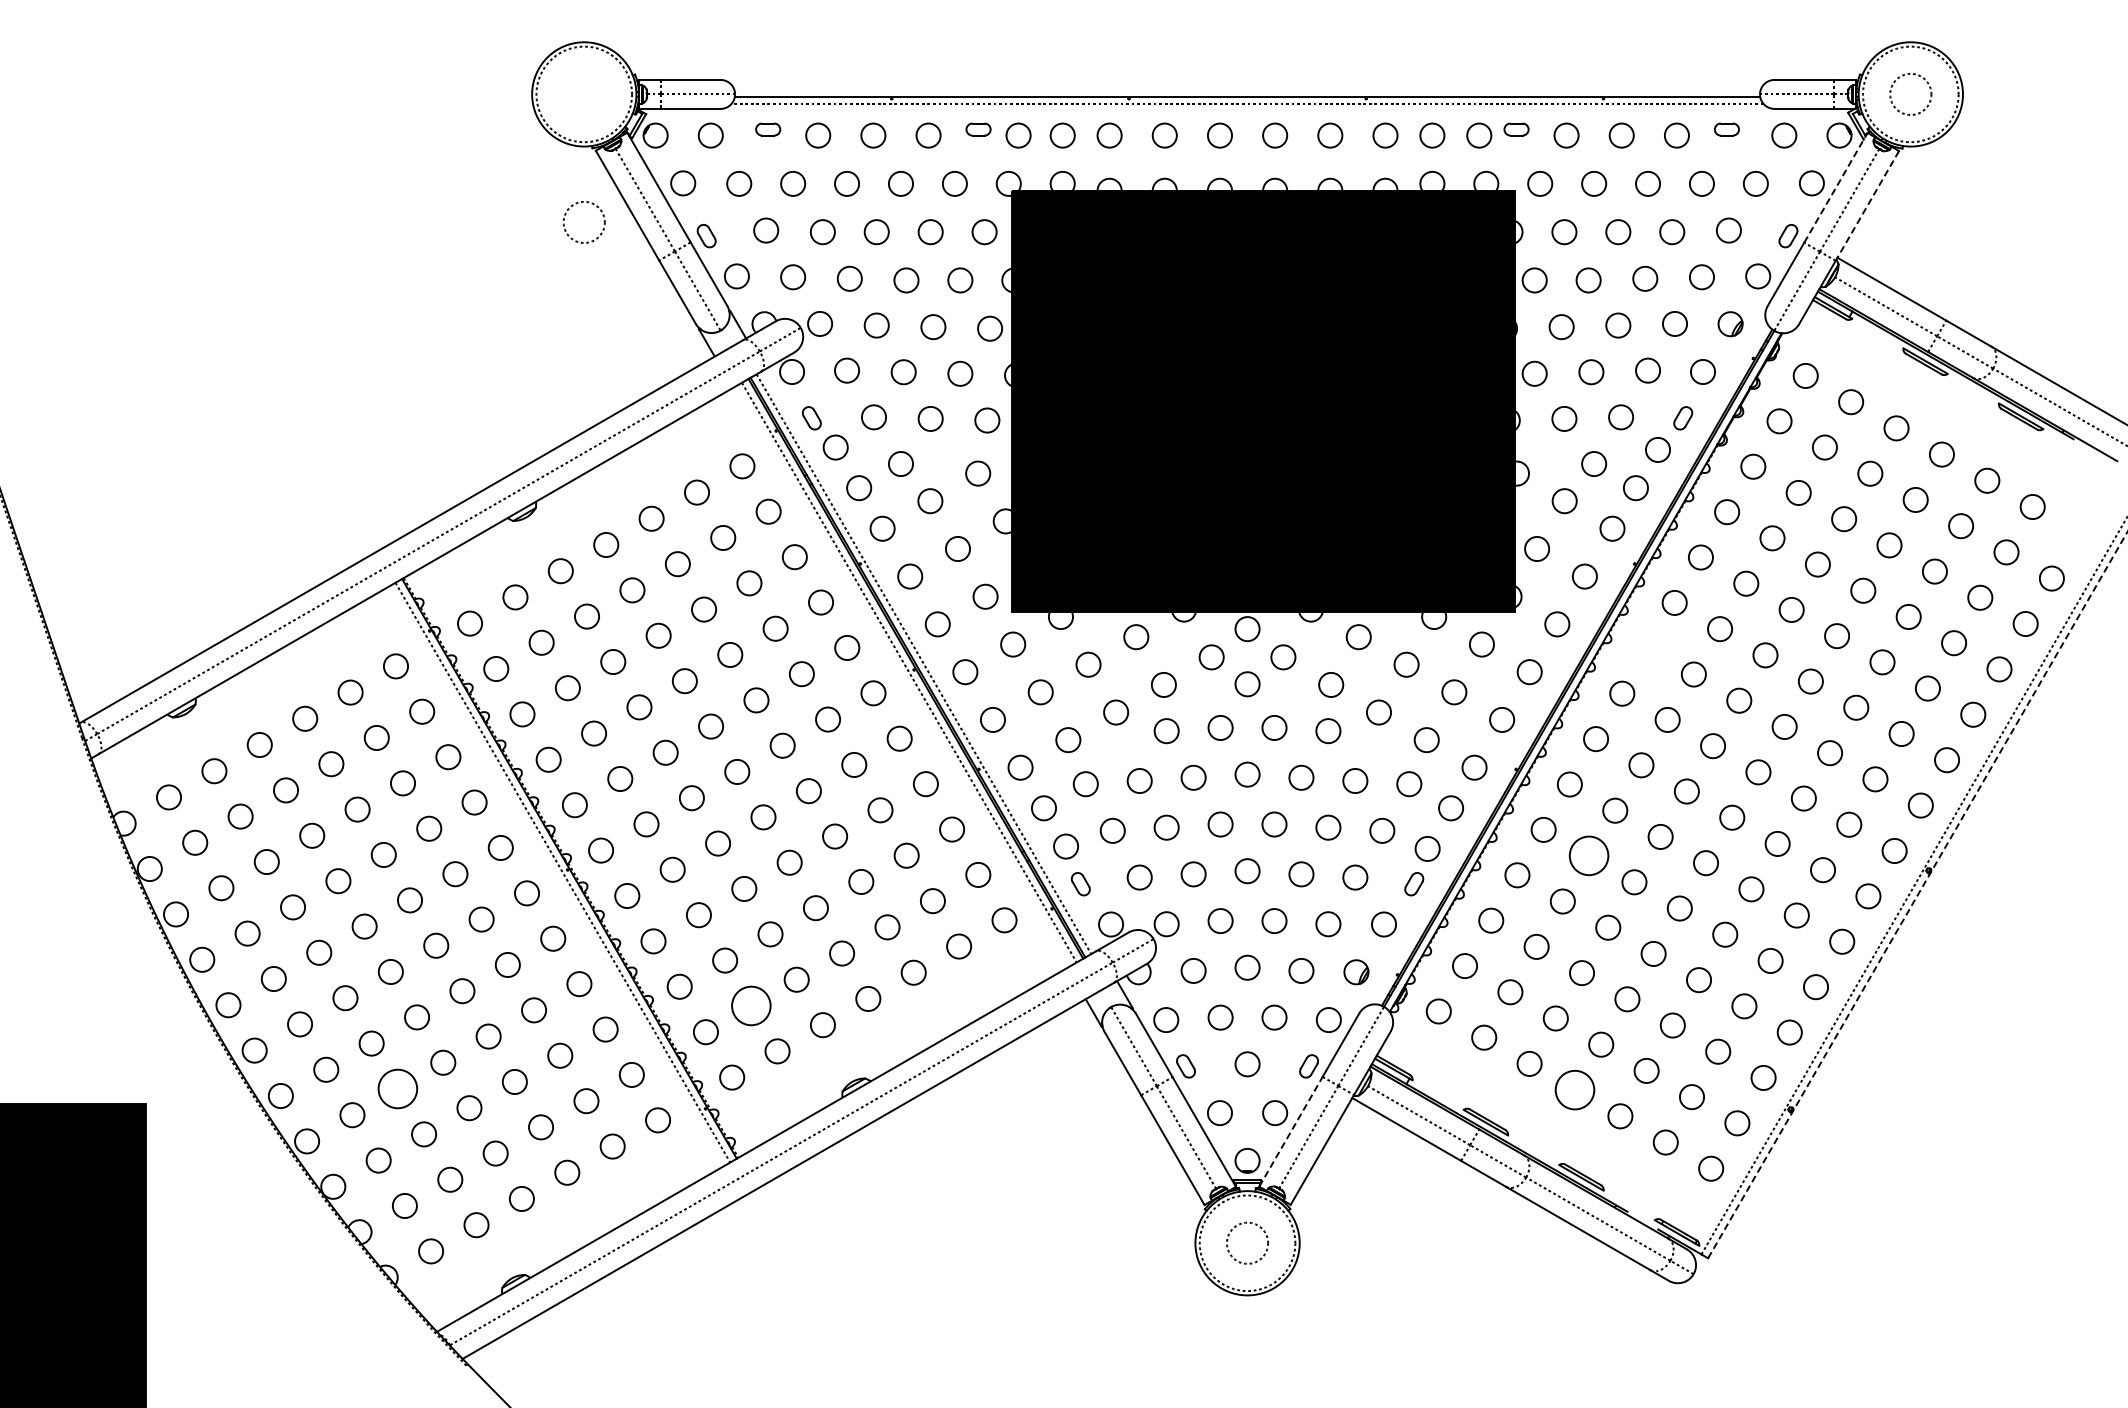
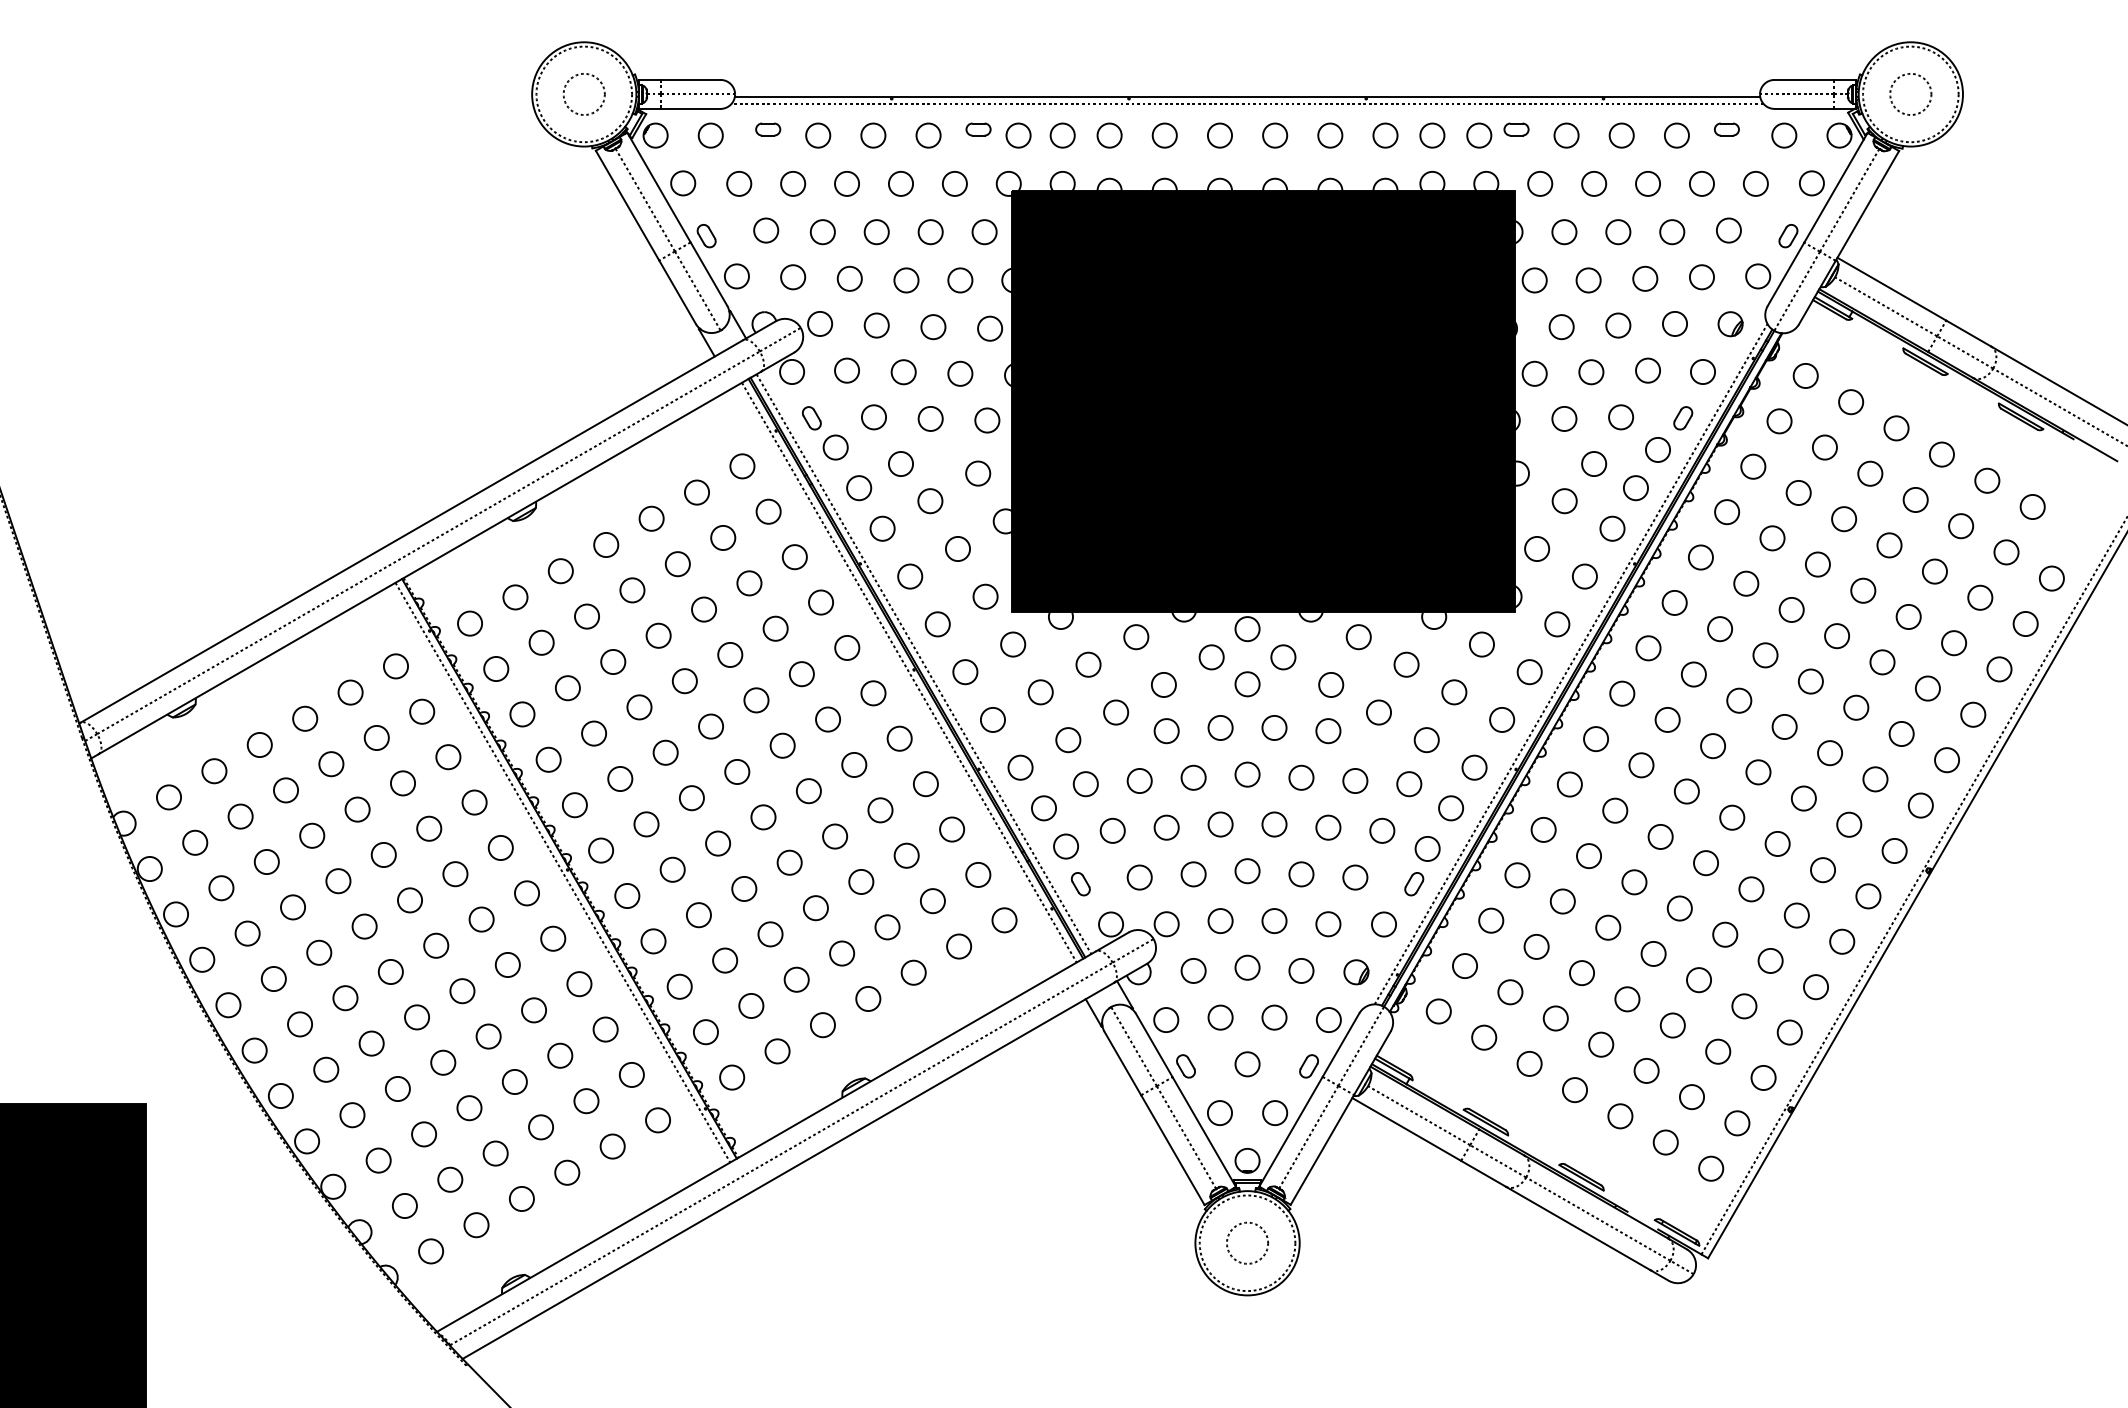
line: dashed -> solid (1836, 187)
line: dashed -> solid (1867, 206)
circle position: (583, 222) -> (583, 94) (583, 94)
circle: none -> present (1648, 648)
line: none -> present (1570, 664)
circle size: 42x42 px -> 26x27 px (1588, 856)
line: dashed -> solid (1917, 894)
circle diameter: 39 px -> 24 px (751, 1005)
circle diameter: 39 px -> 24 px (397, 1088)
circle diameter: 39 px -> 24 px (1574, 1090)
line: dashed -> solid (1291, 1131)
